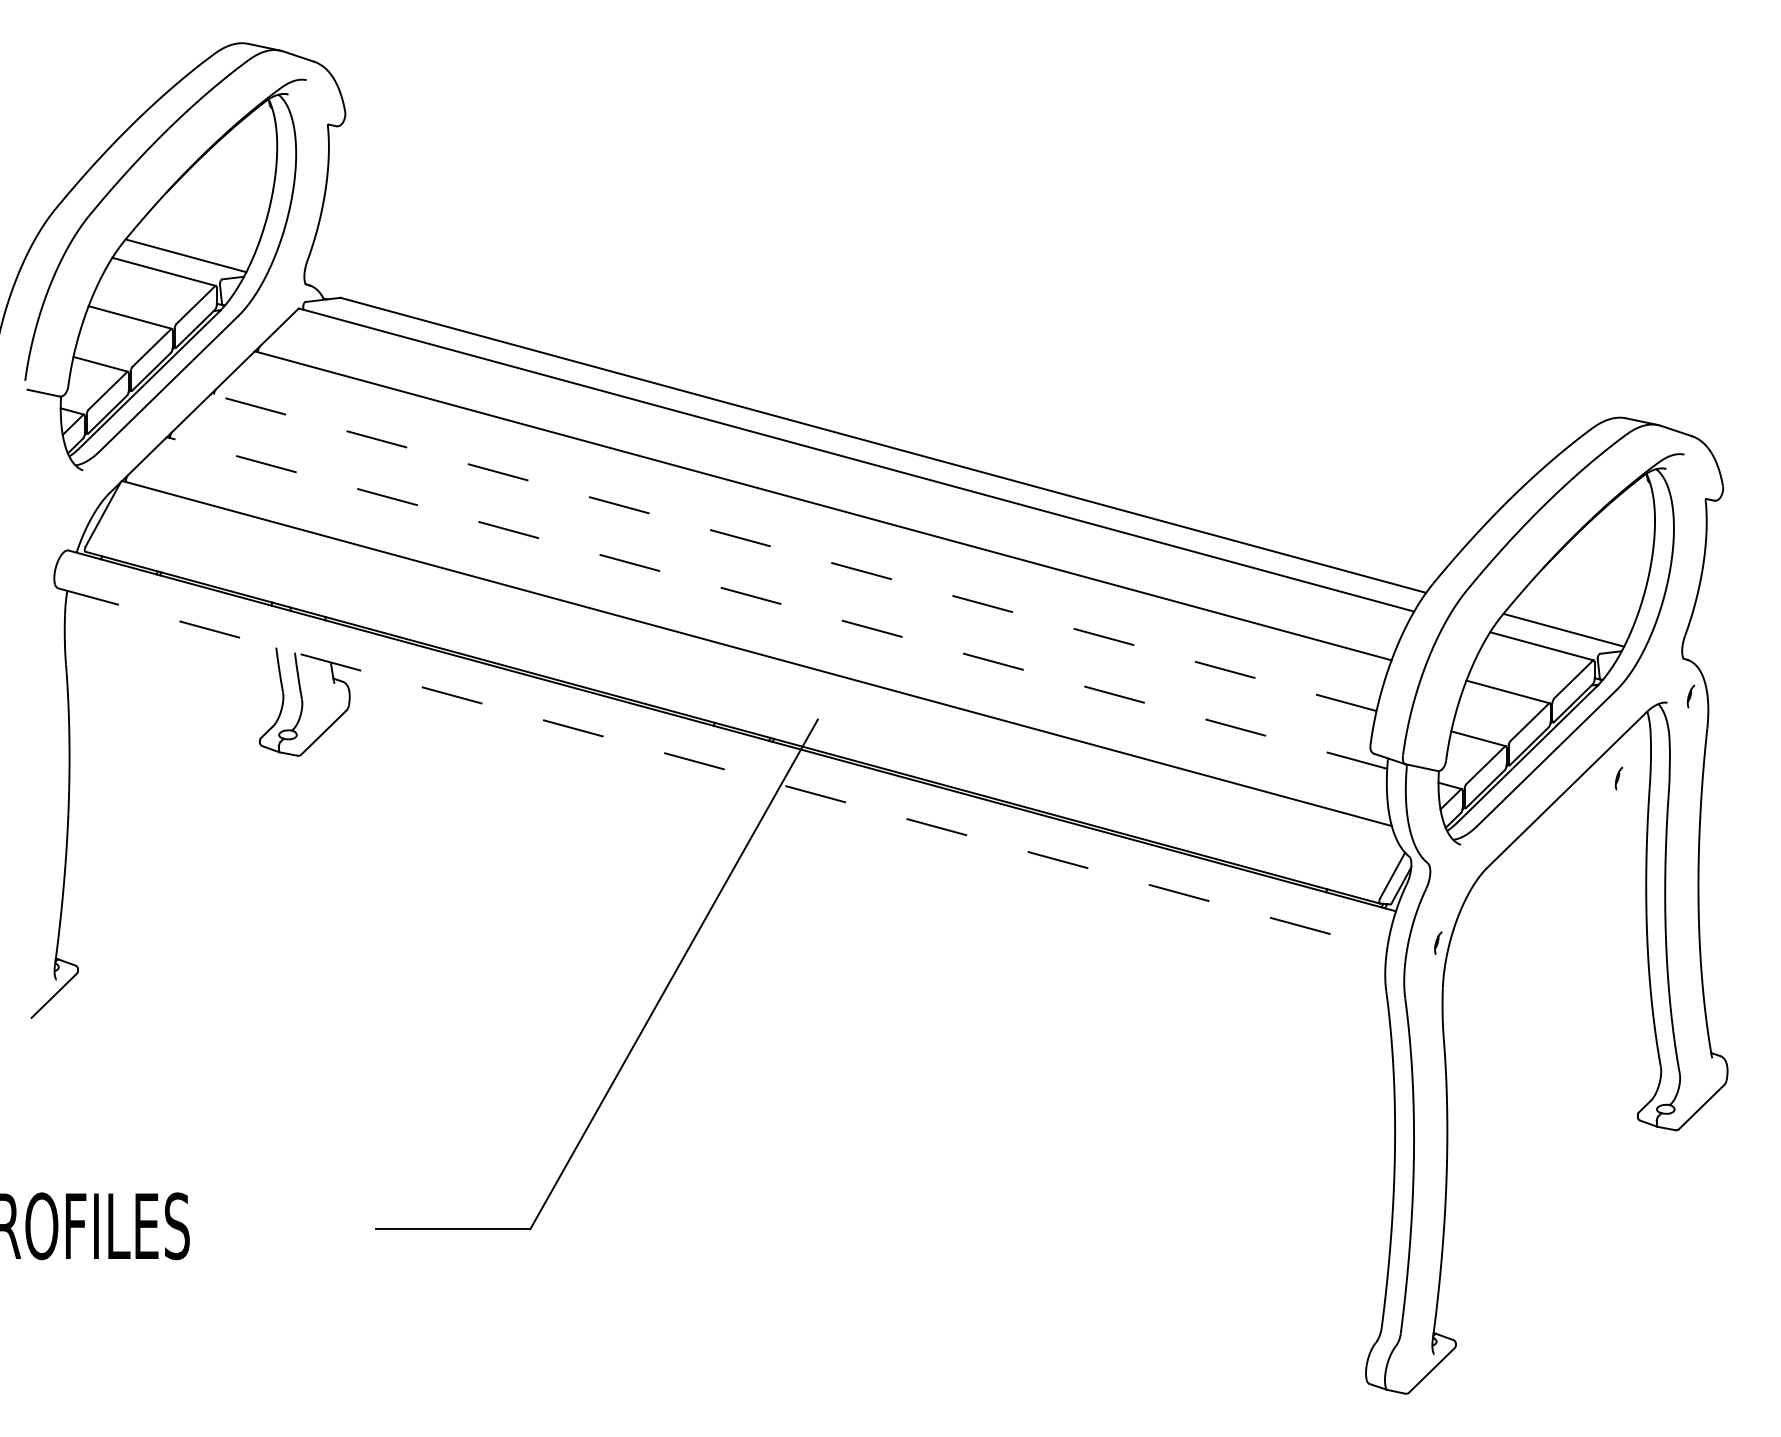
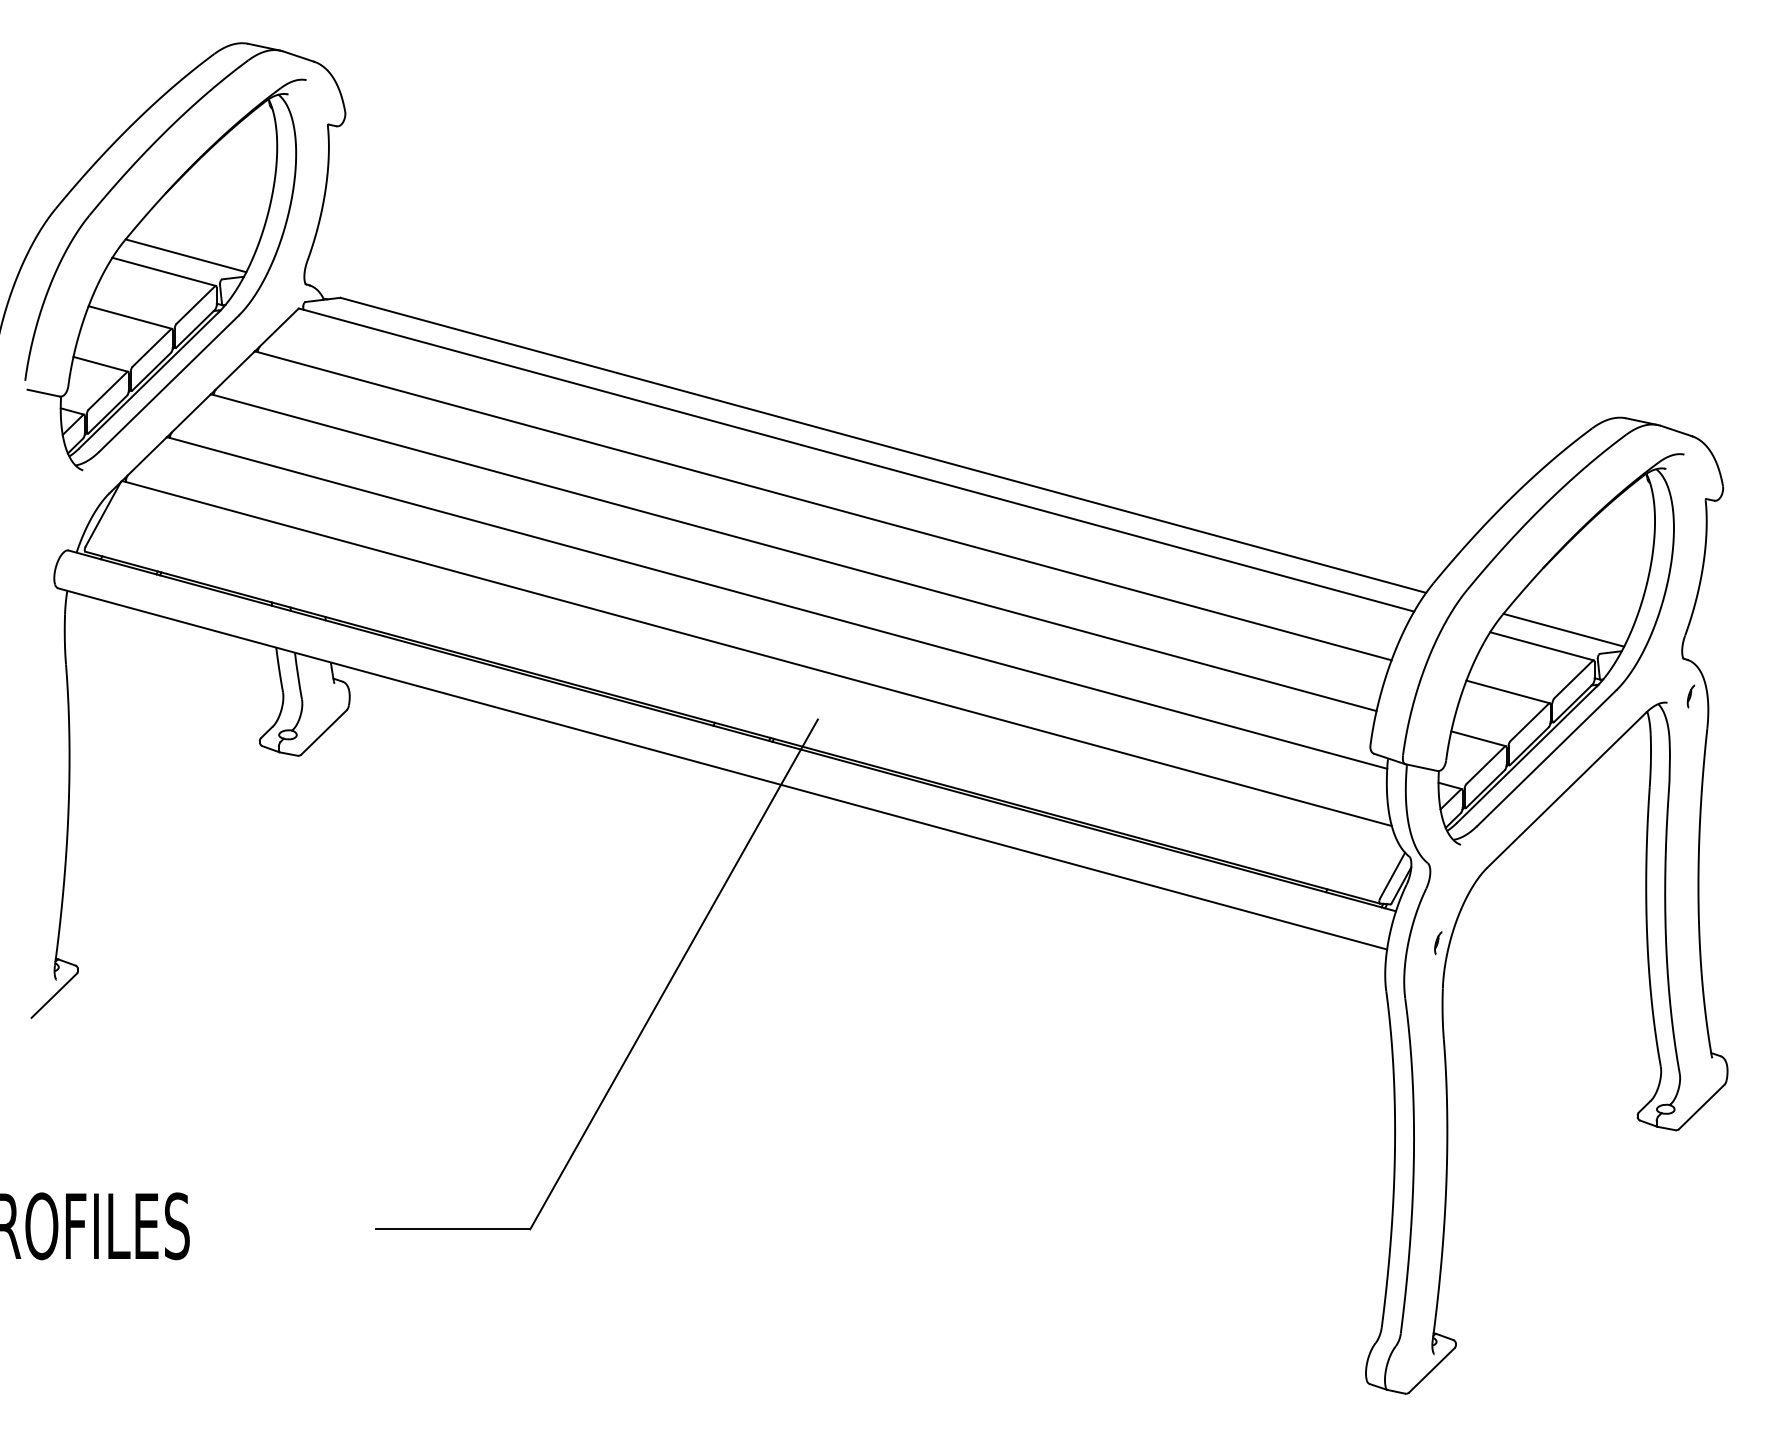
line: dashed -> solid (793, 552)
line: dashed -> solid (776, 602)
line: dashed -> solid (722, 768)
part: present -> none (1618, 778)
